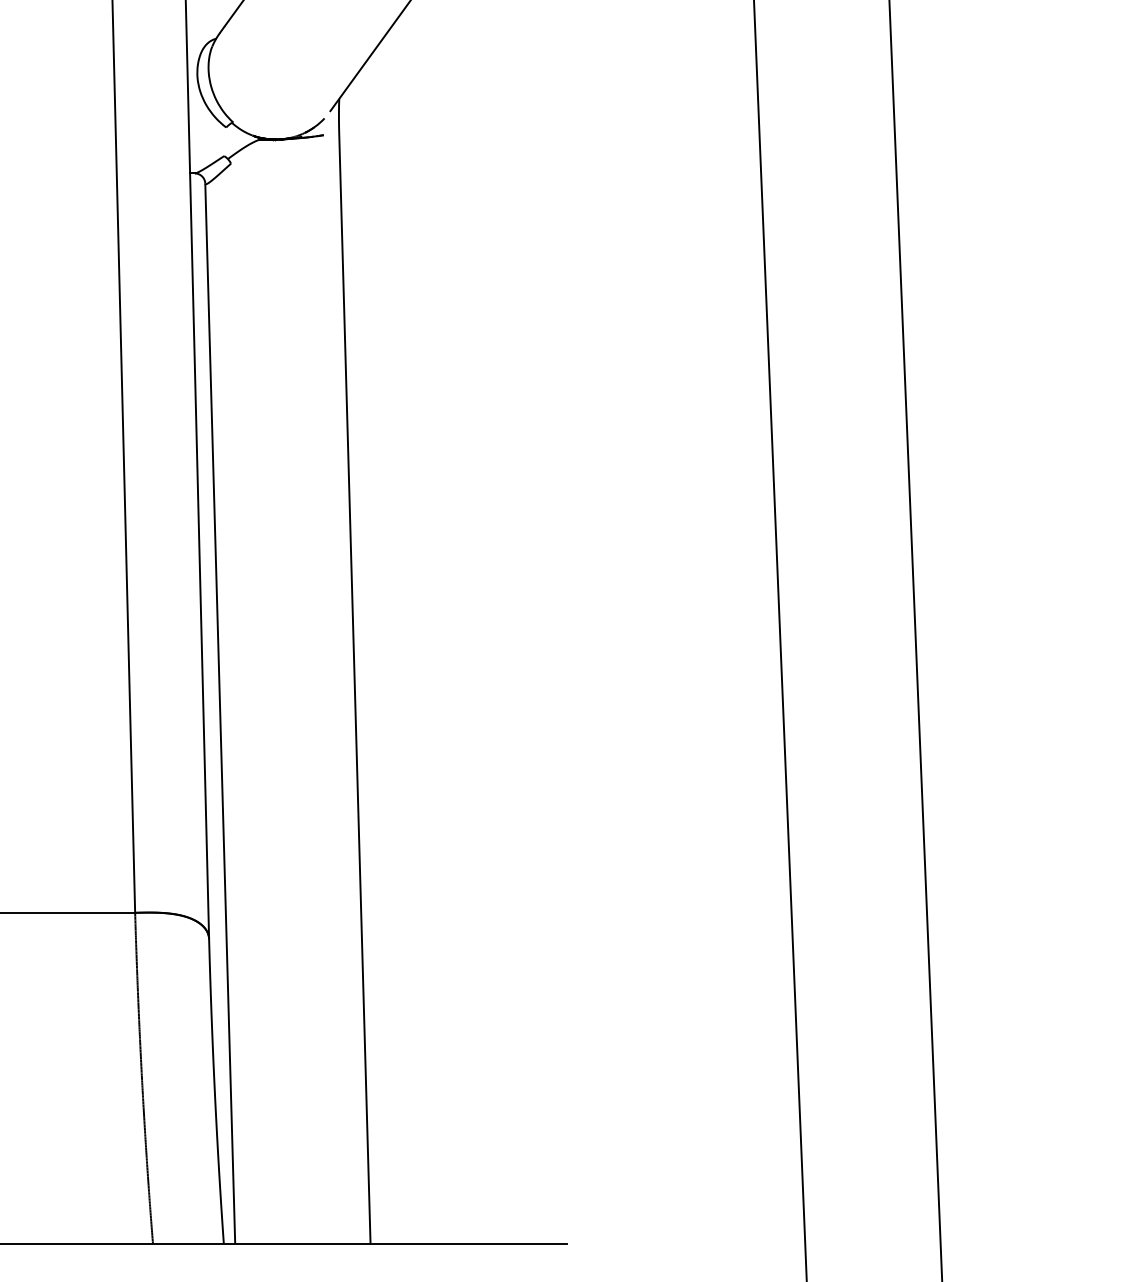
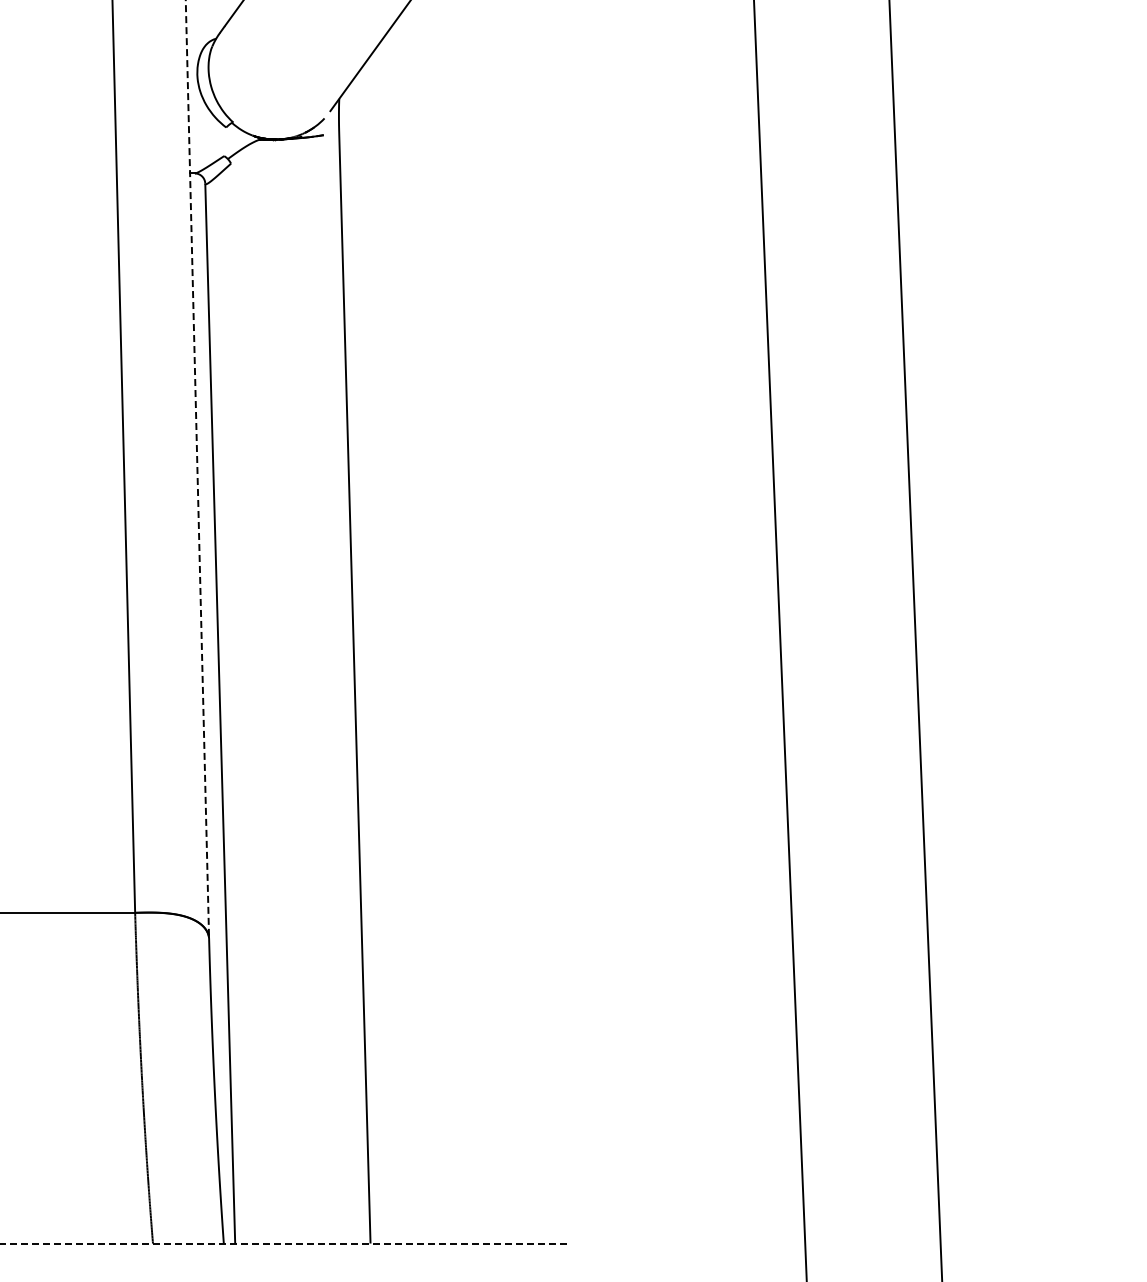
line: solid -> dashed (197, 469)
line: solid -> dashed (283, 1243)
